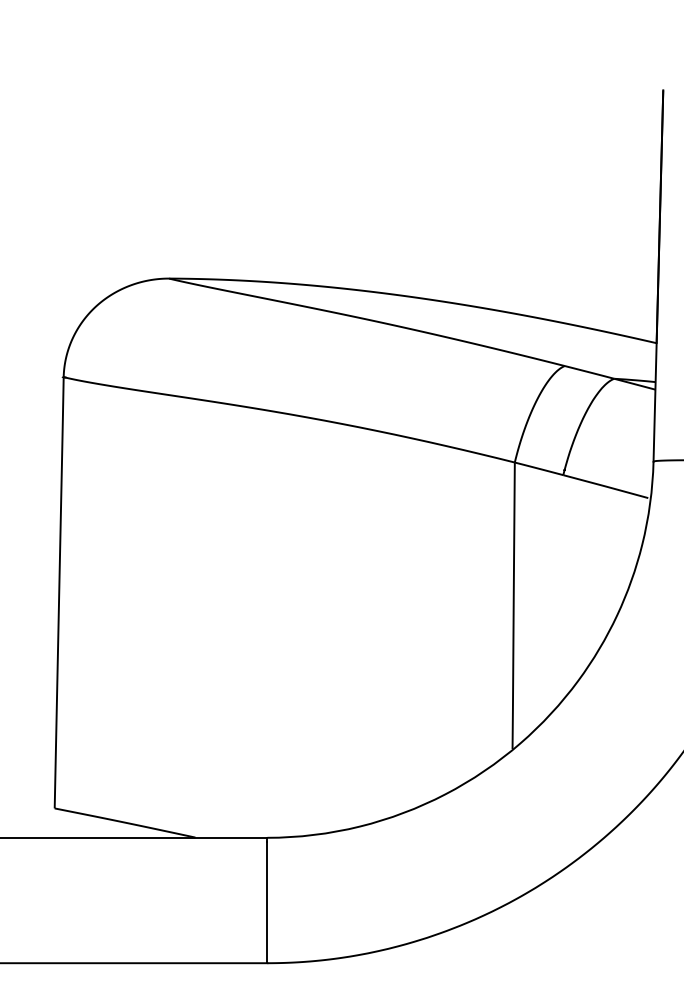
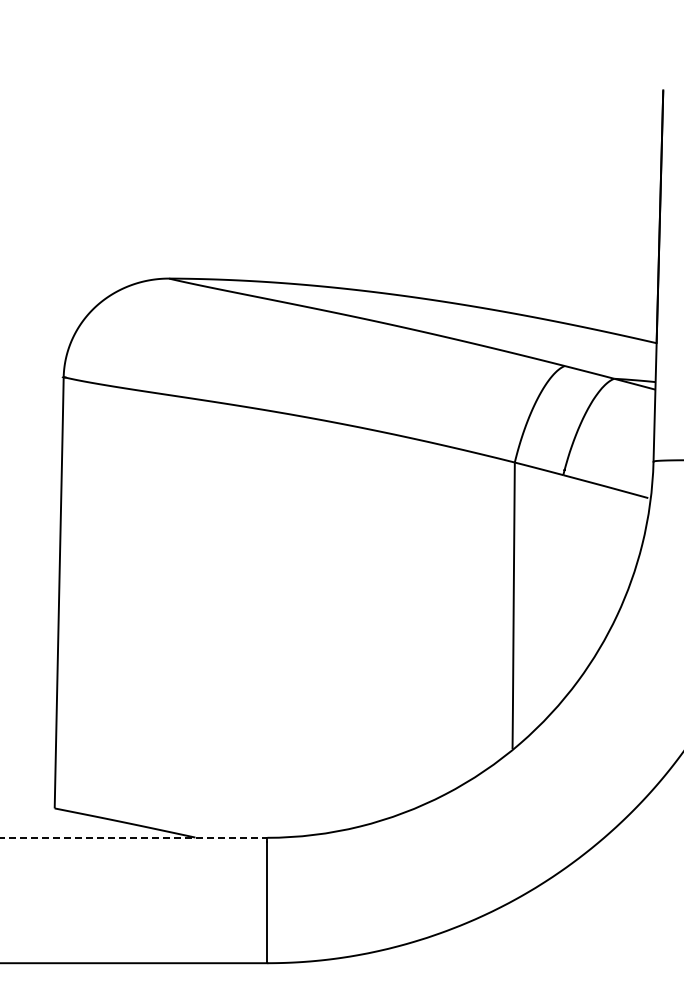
line: solid -> dashed (134, 837)
